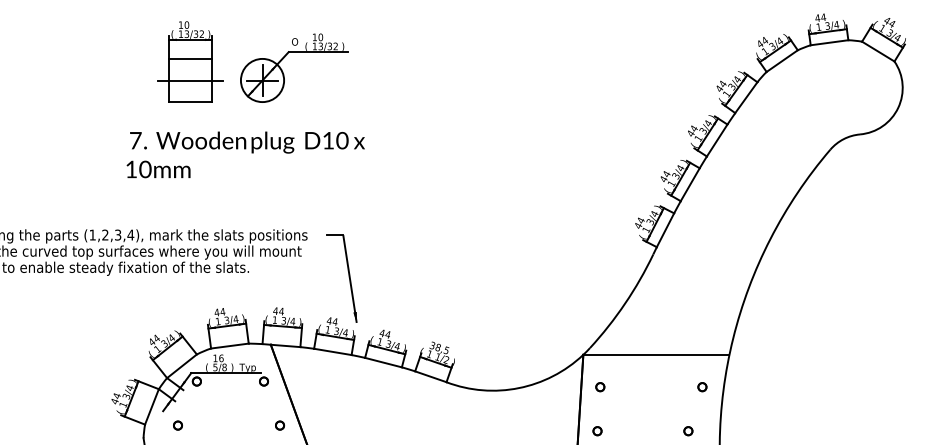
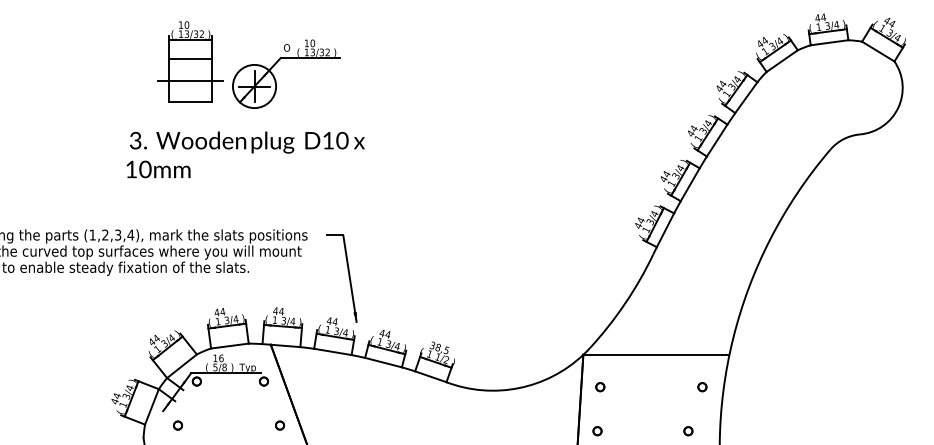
part position: (283, 71) -> (275, 77) (275, 77)
text: 7. -> 3. (135, 140)
